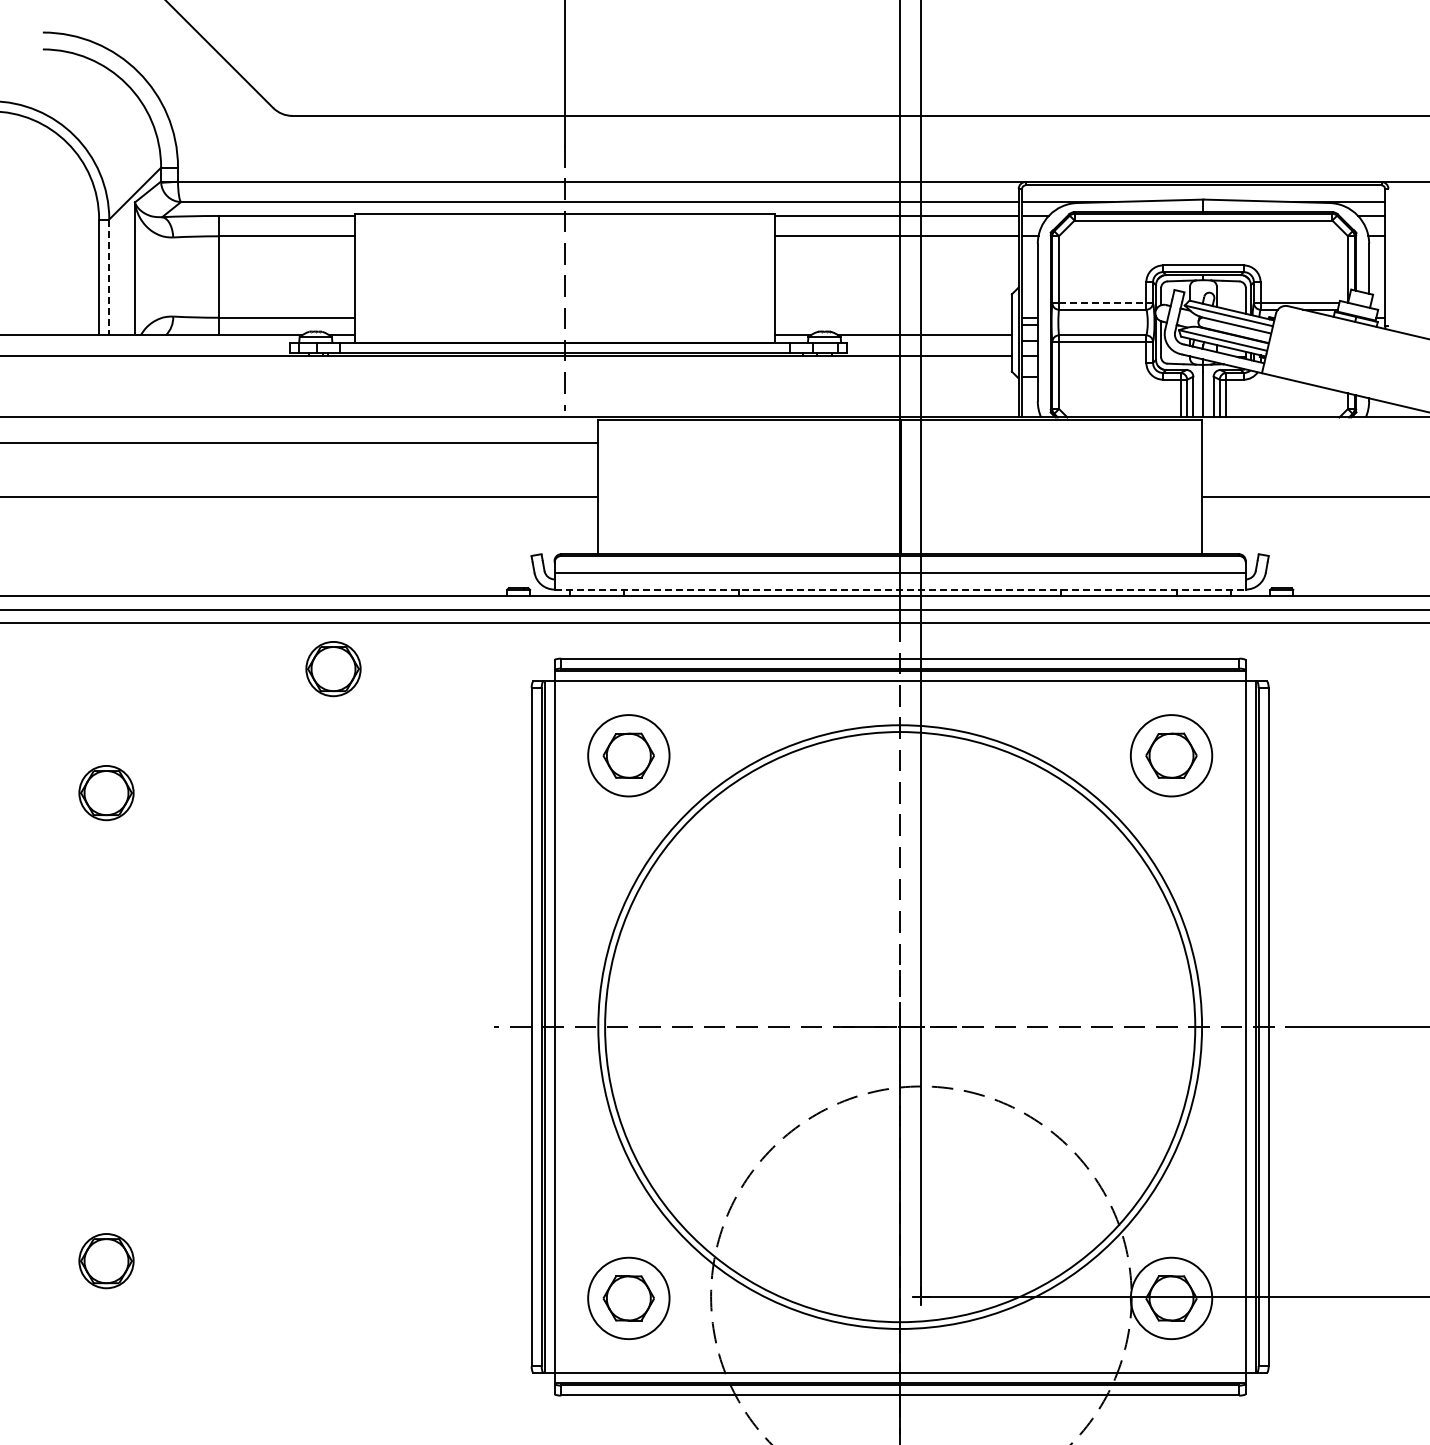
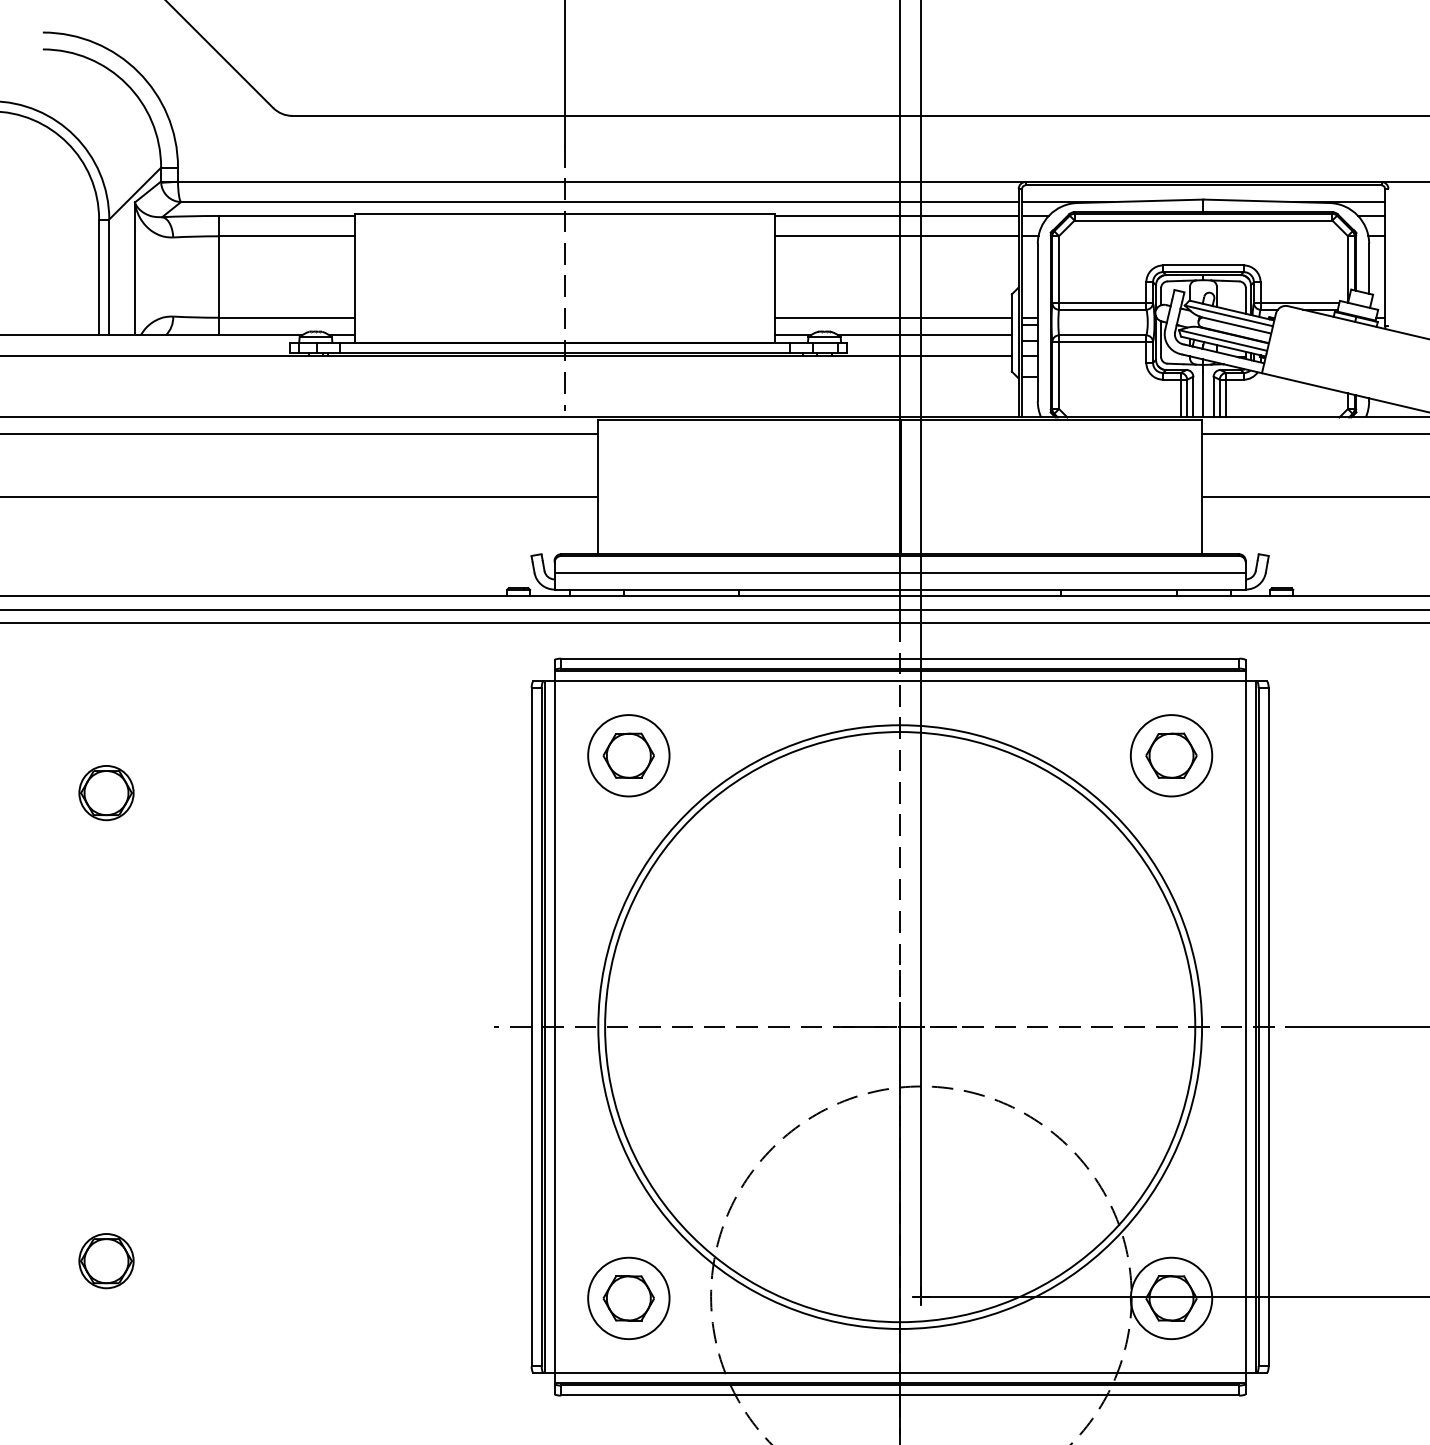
line: dashed -> solid (109, 277)
line: dashed -> solid (1102, 303)
line: none -> present (893, 317)
line: none -> present (1314, 434)
line position: (300, 443) -> (300, 434) (300, 434)
line: dashed -> solid (900, 589)
part: present -> none (333, 669)
